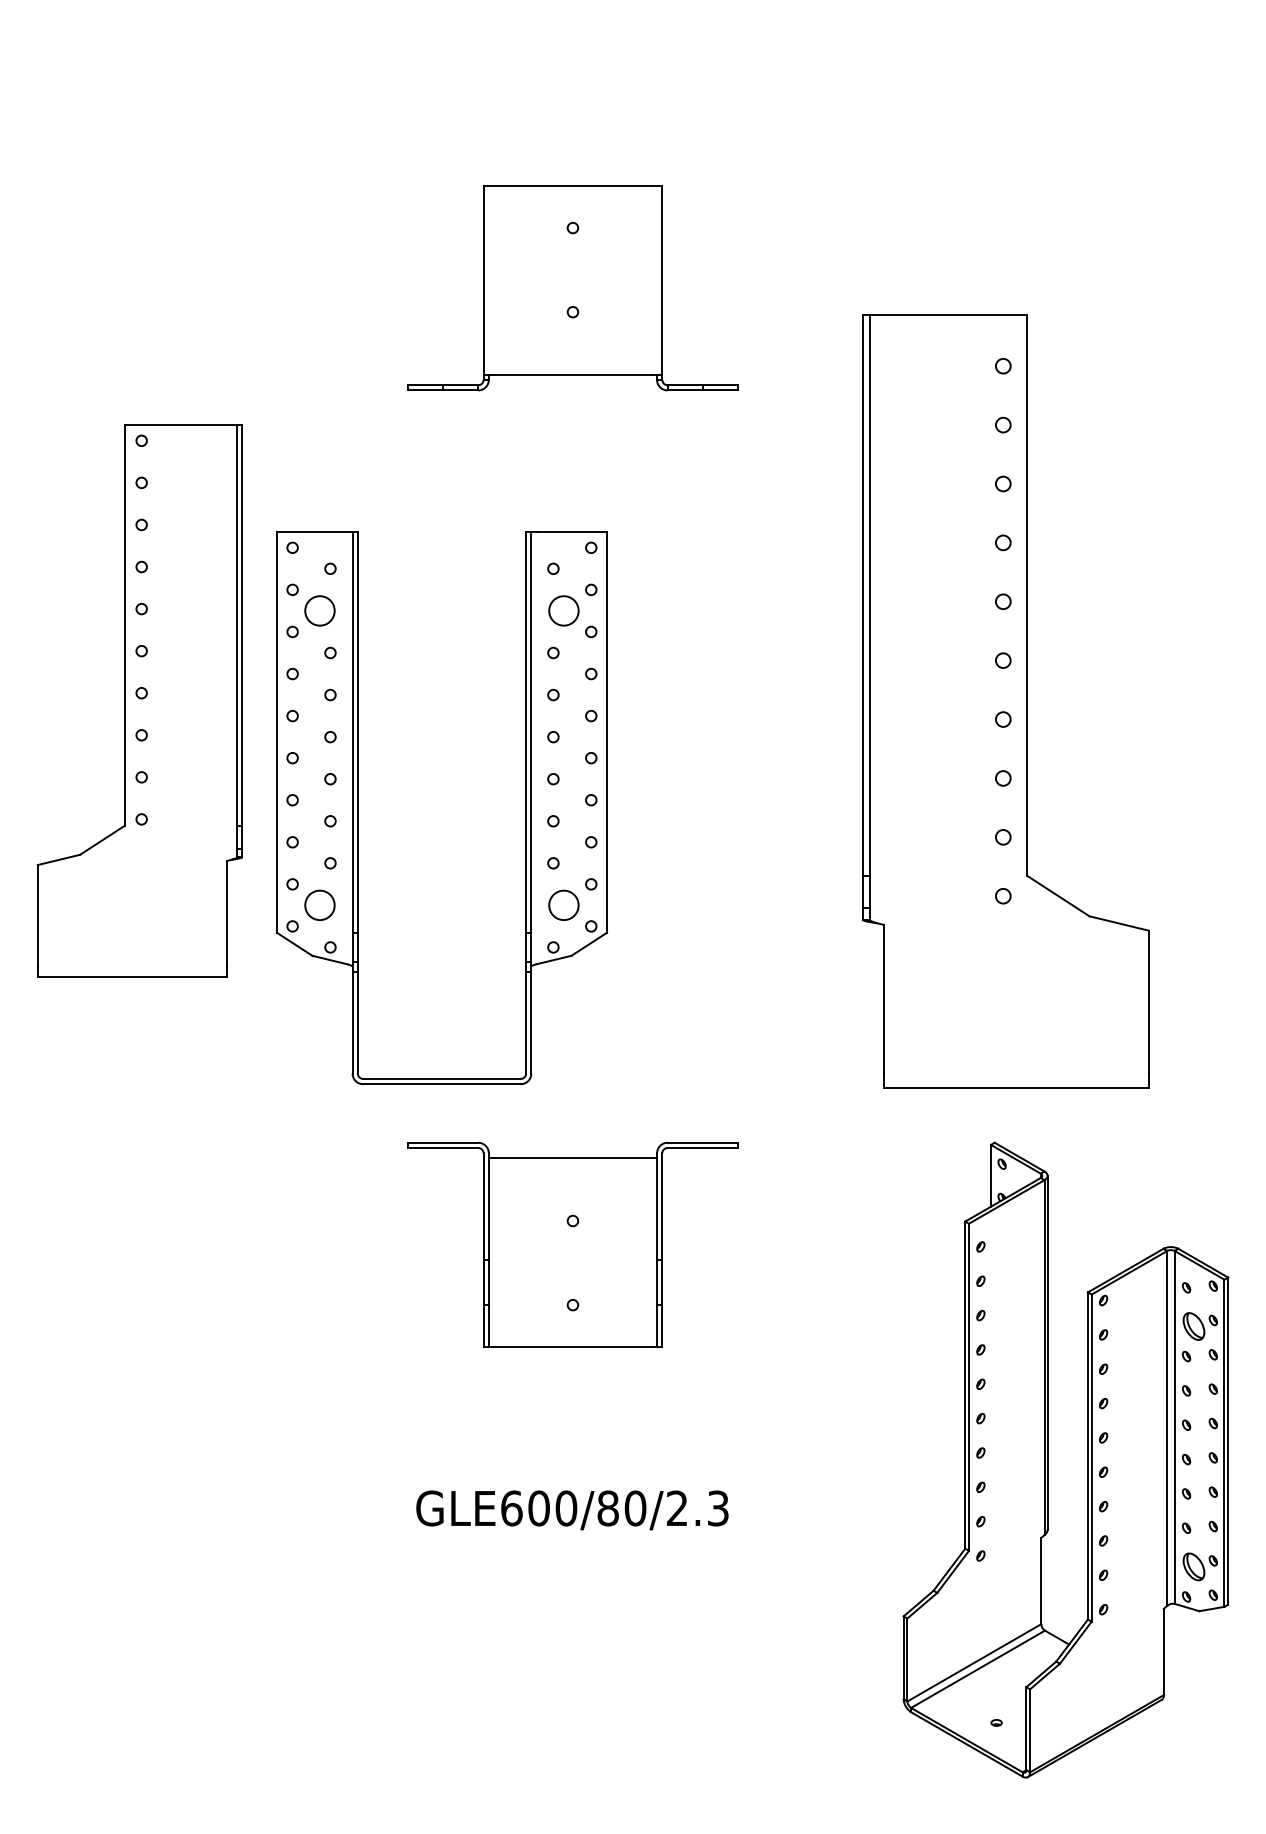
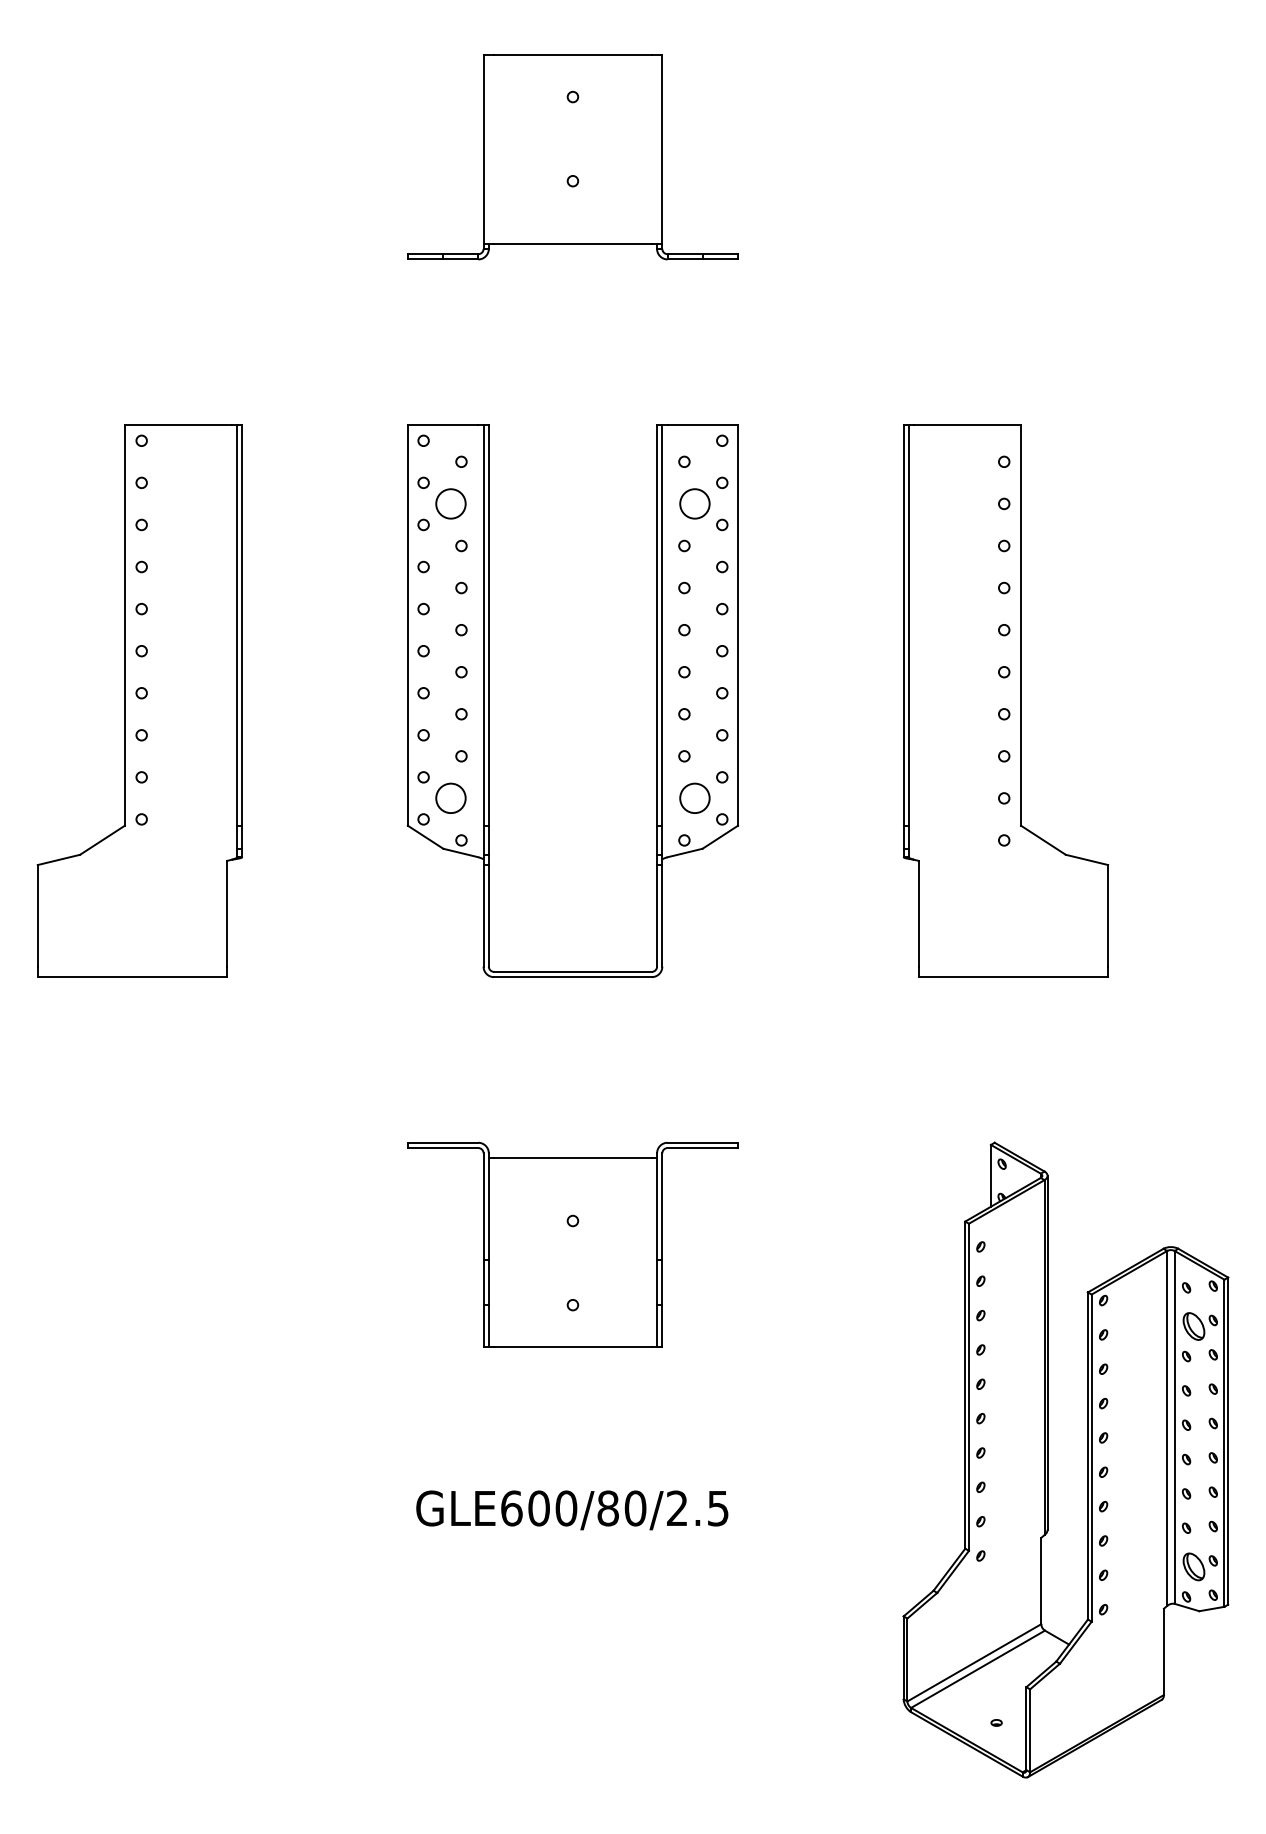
part position: (572, 288) -> (572, 157) (572, 157)
part size: 289x775 px -> 207x554 px (1006, 700)
part position: (358, 807) -> (489, 700) (489, 700)
text: GLE600/80/2.3 -> GLE600/80/2.5 (718, 1507)
